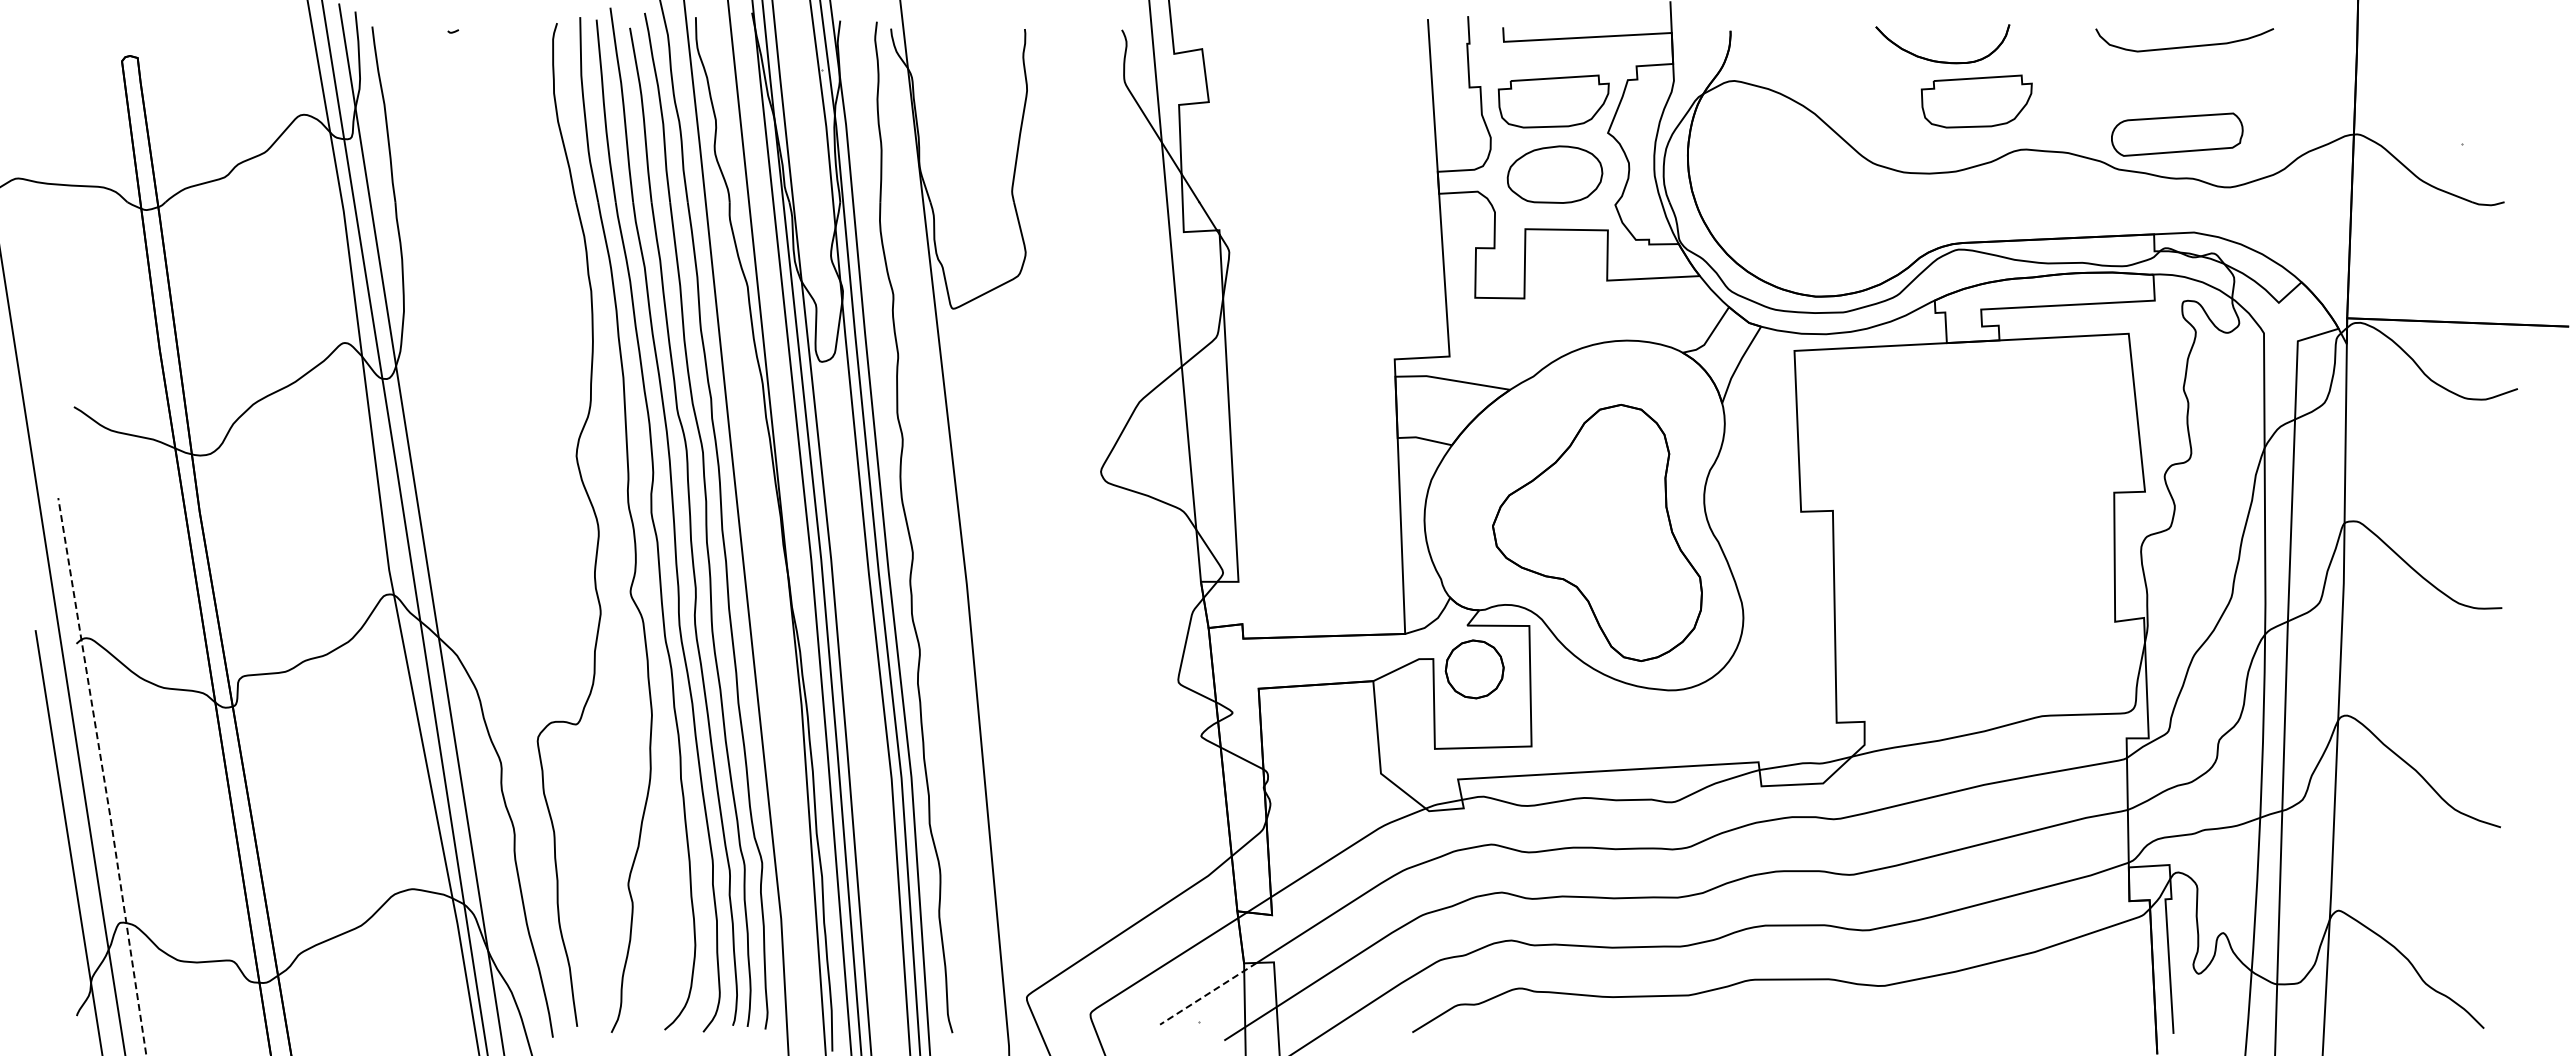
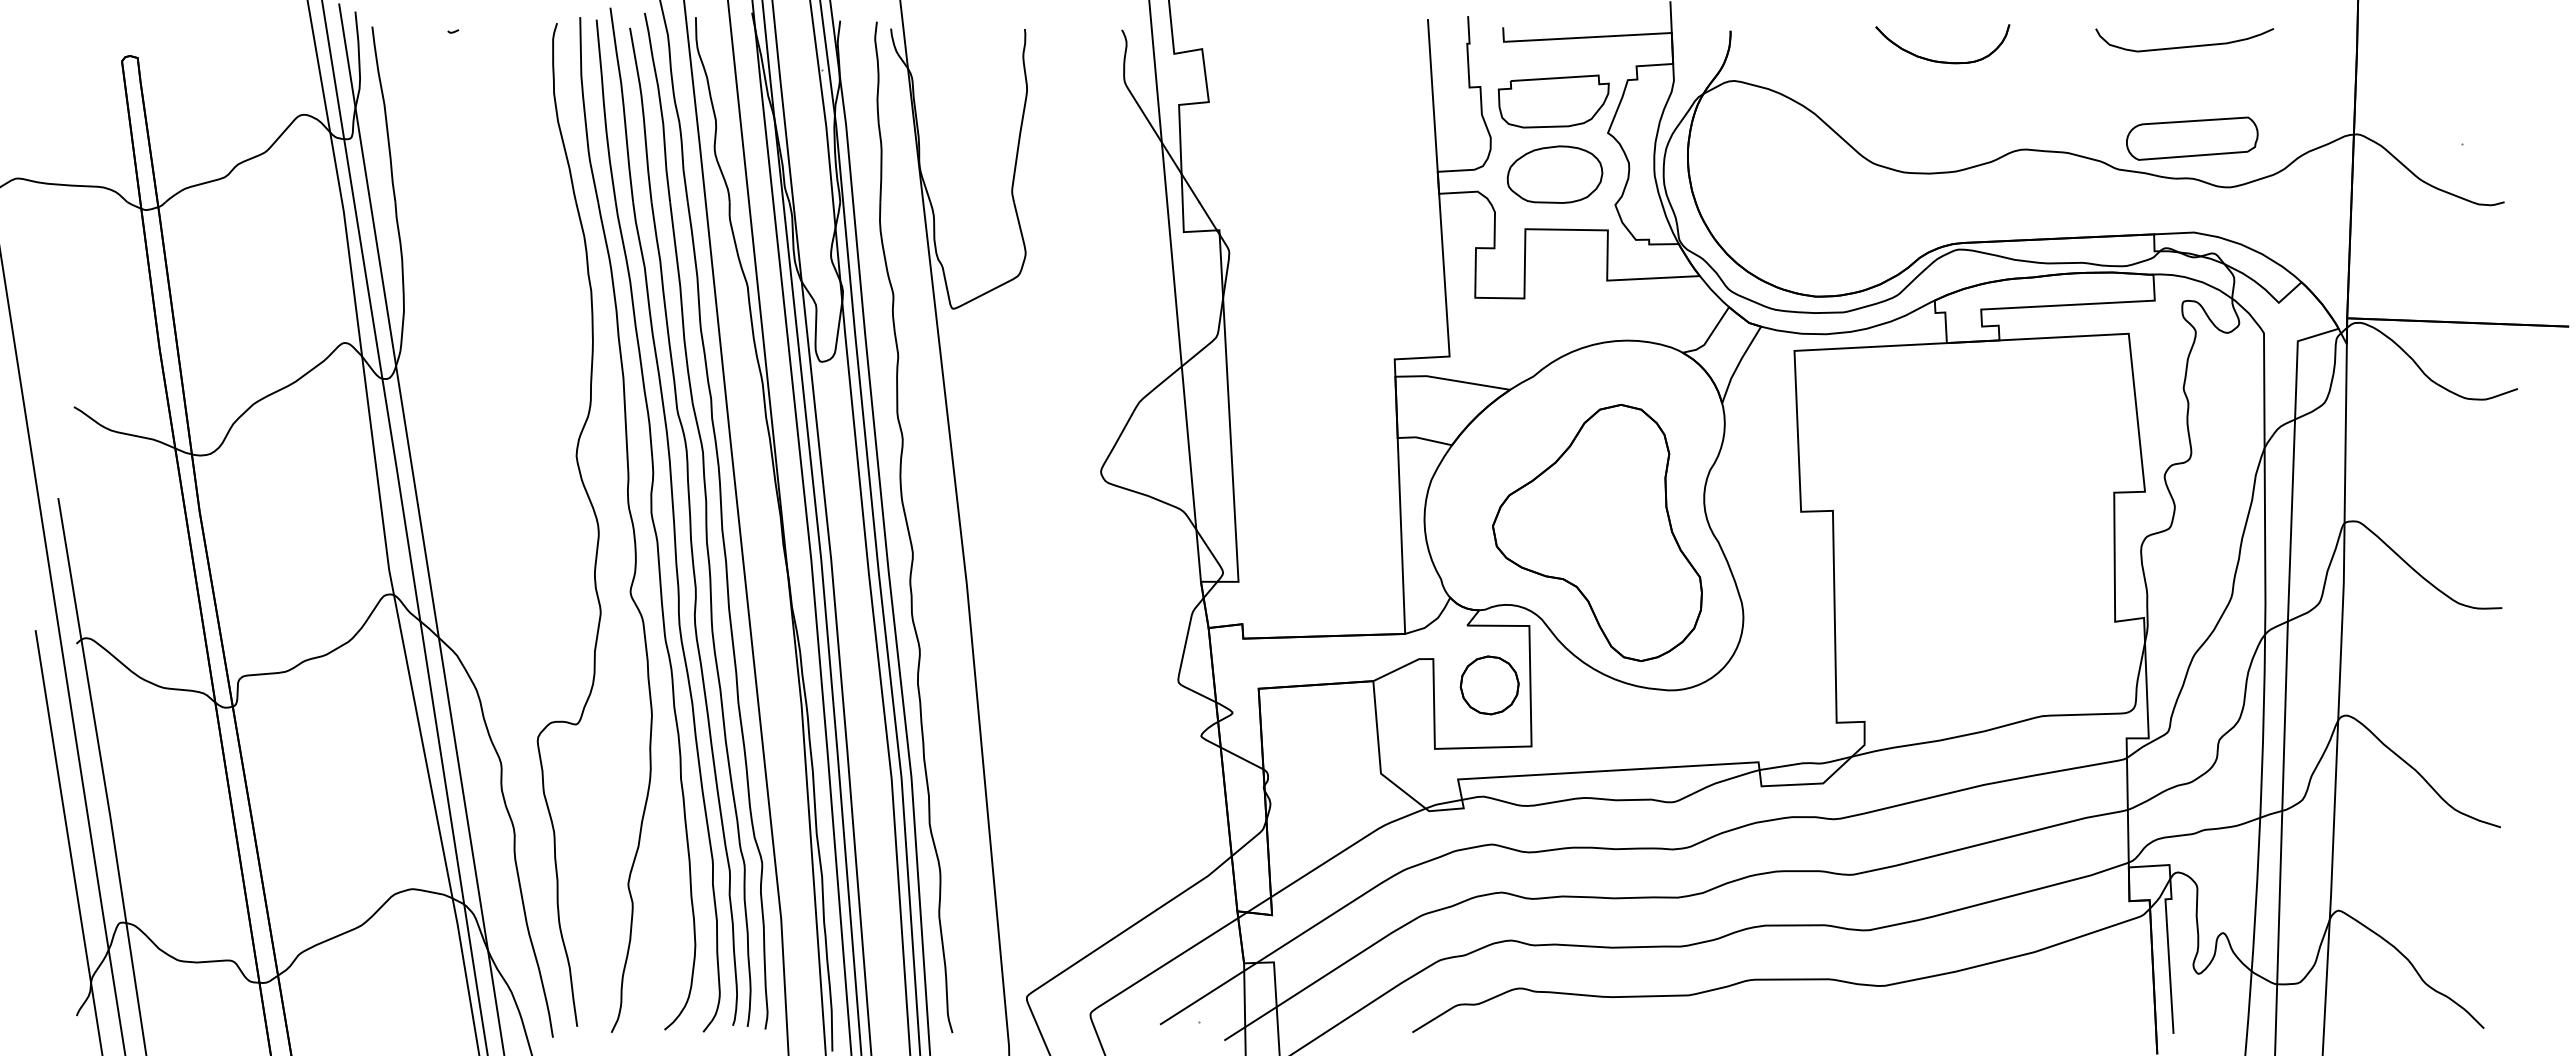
part: present -> none (1976, 101)
part position: (2177, 134) -> (2192, 138) (2192, 138)
part position: (1474, 669) -> (1489, 685) (1489, 685)
line: dashed -> solid (103, 776)
line: dashed -> solid (1208, 994)
